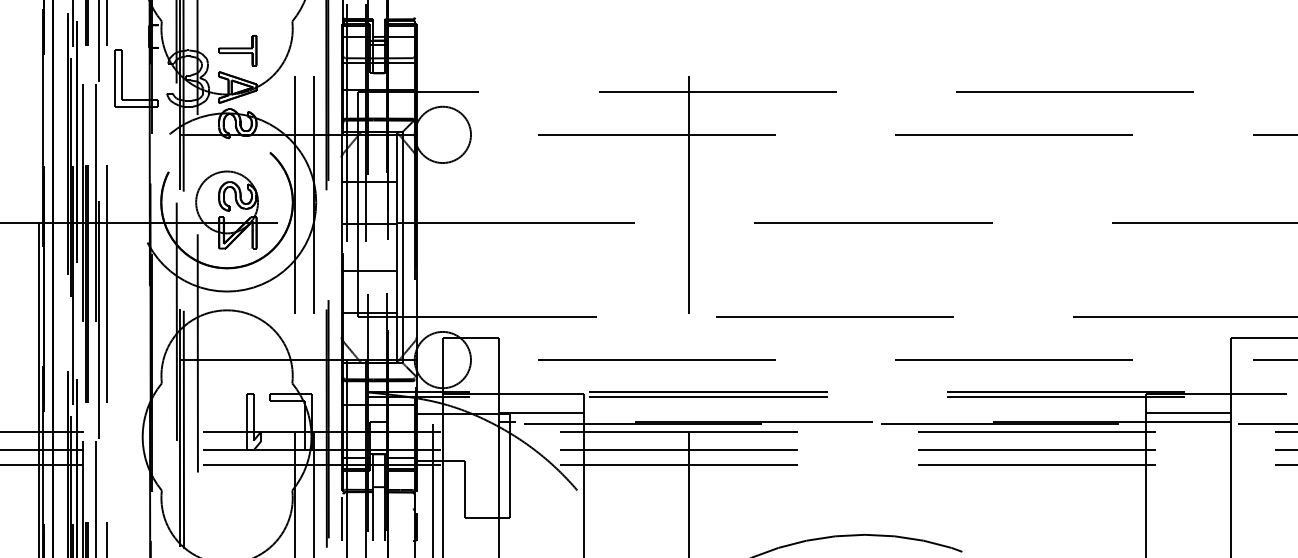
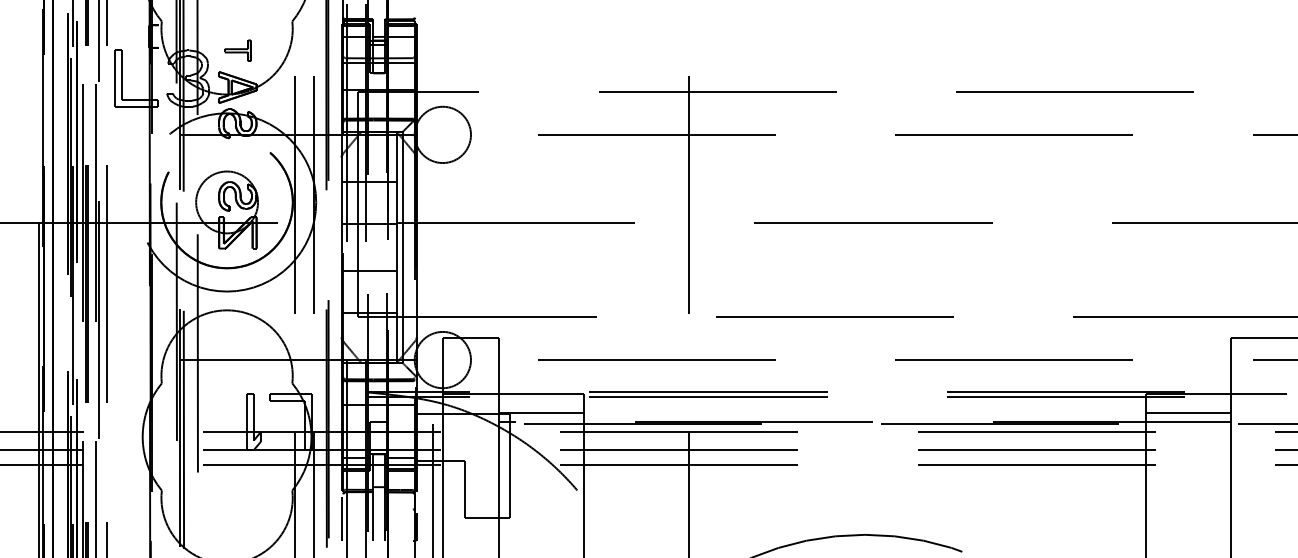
part size: 40x32 px -> 28x23 px (237, 50)
